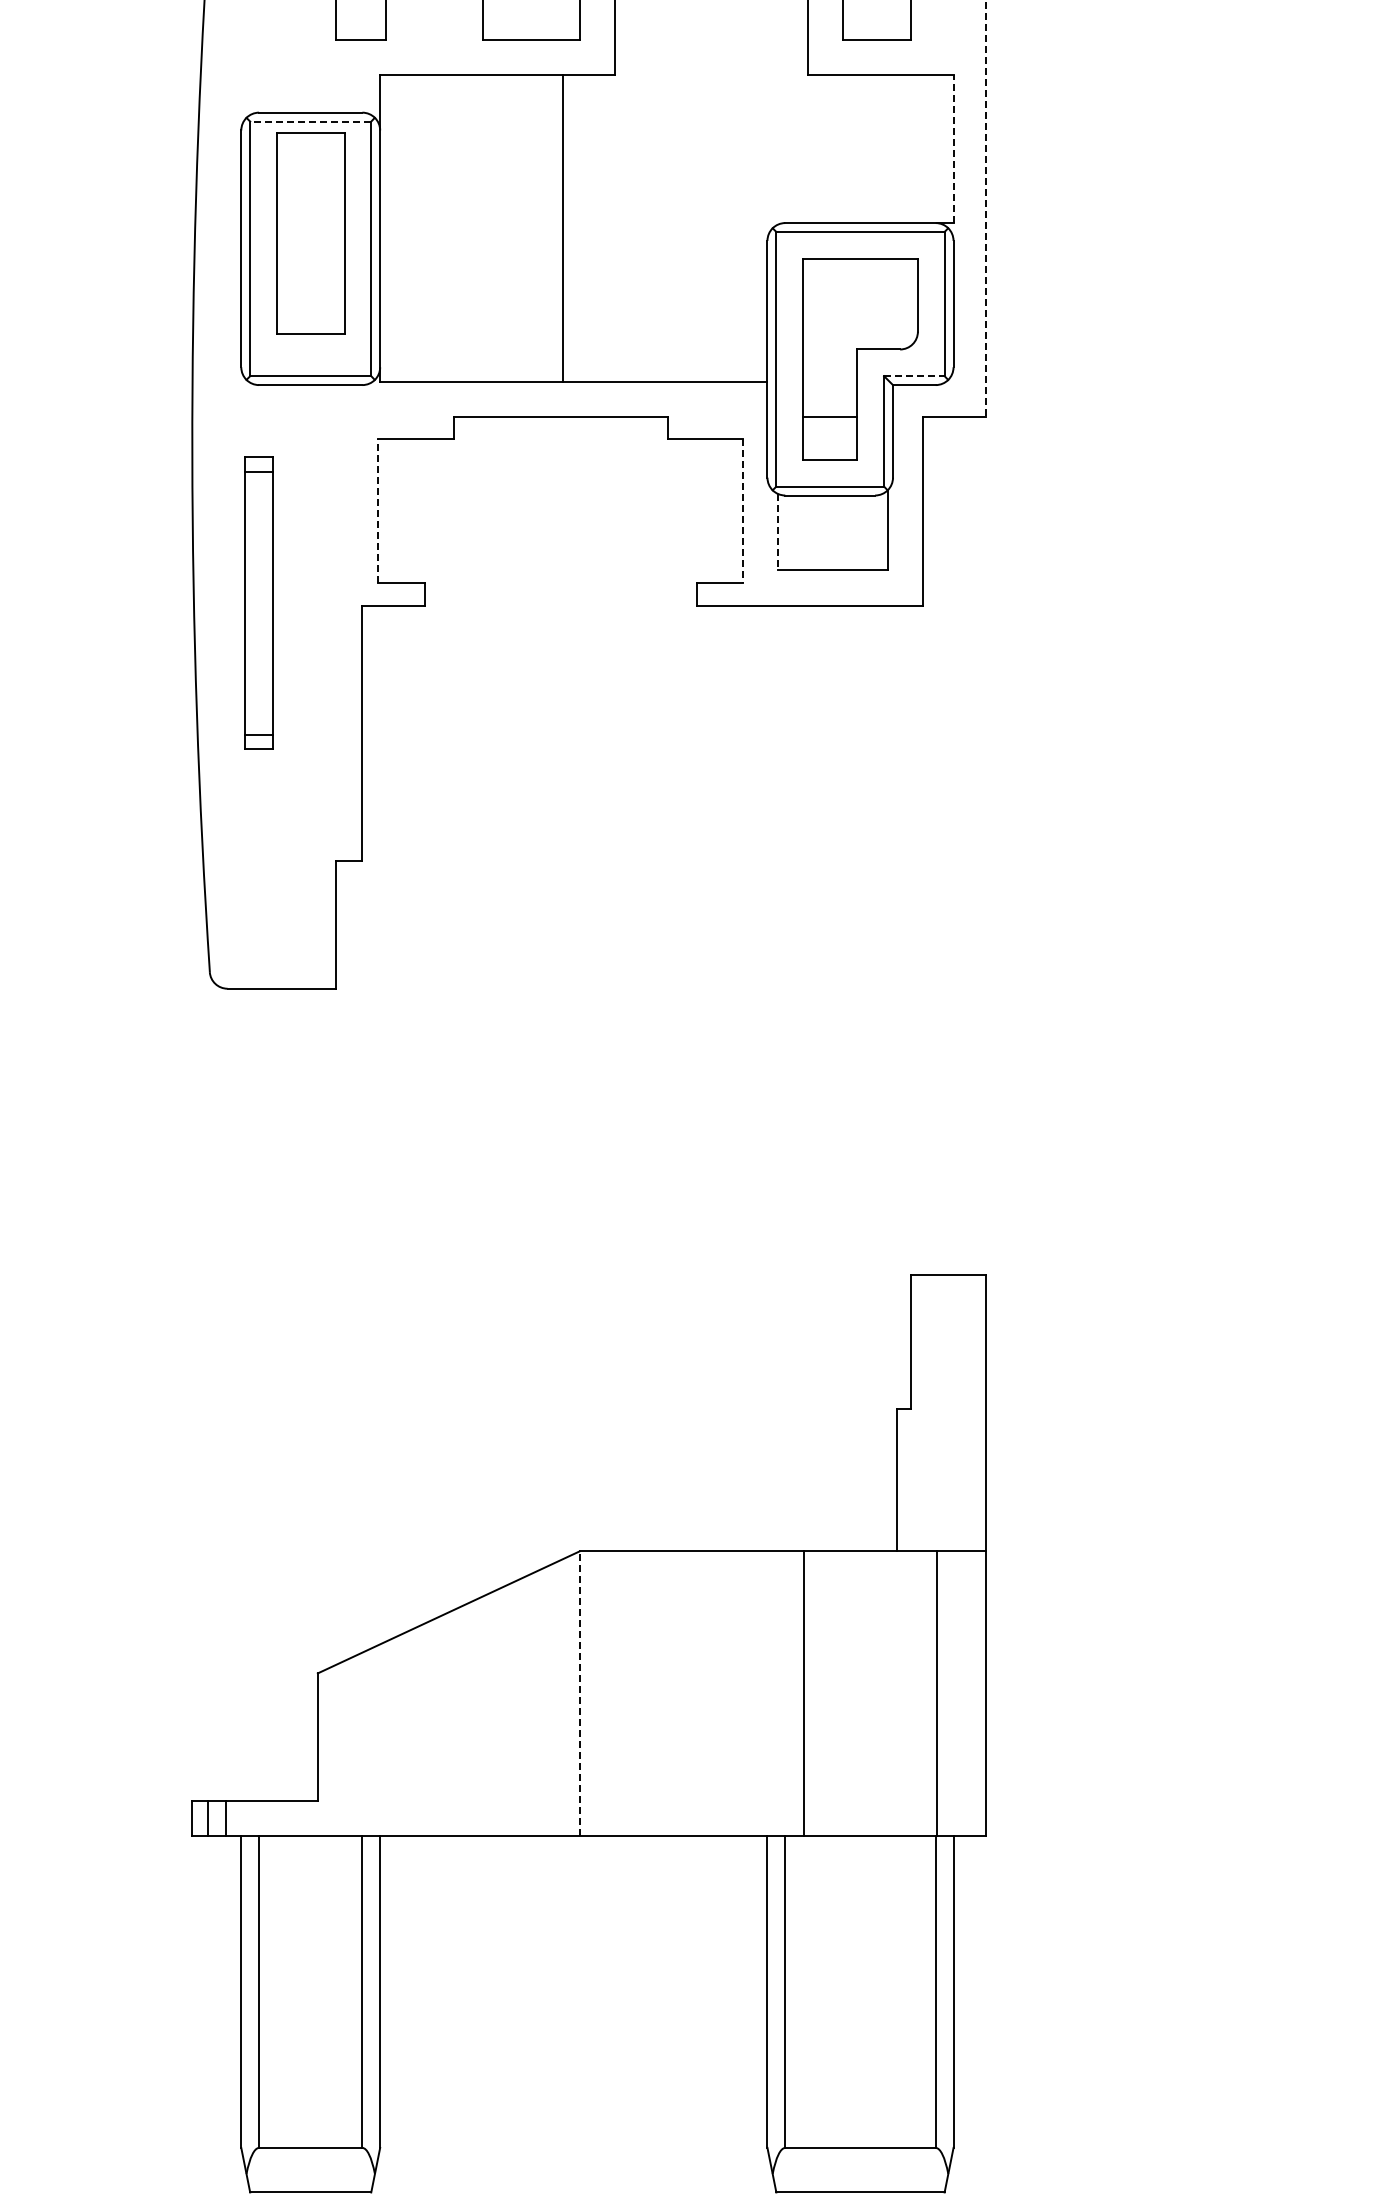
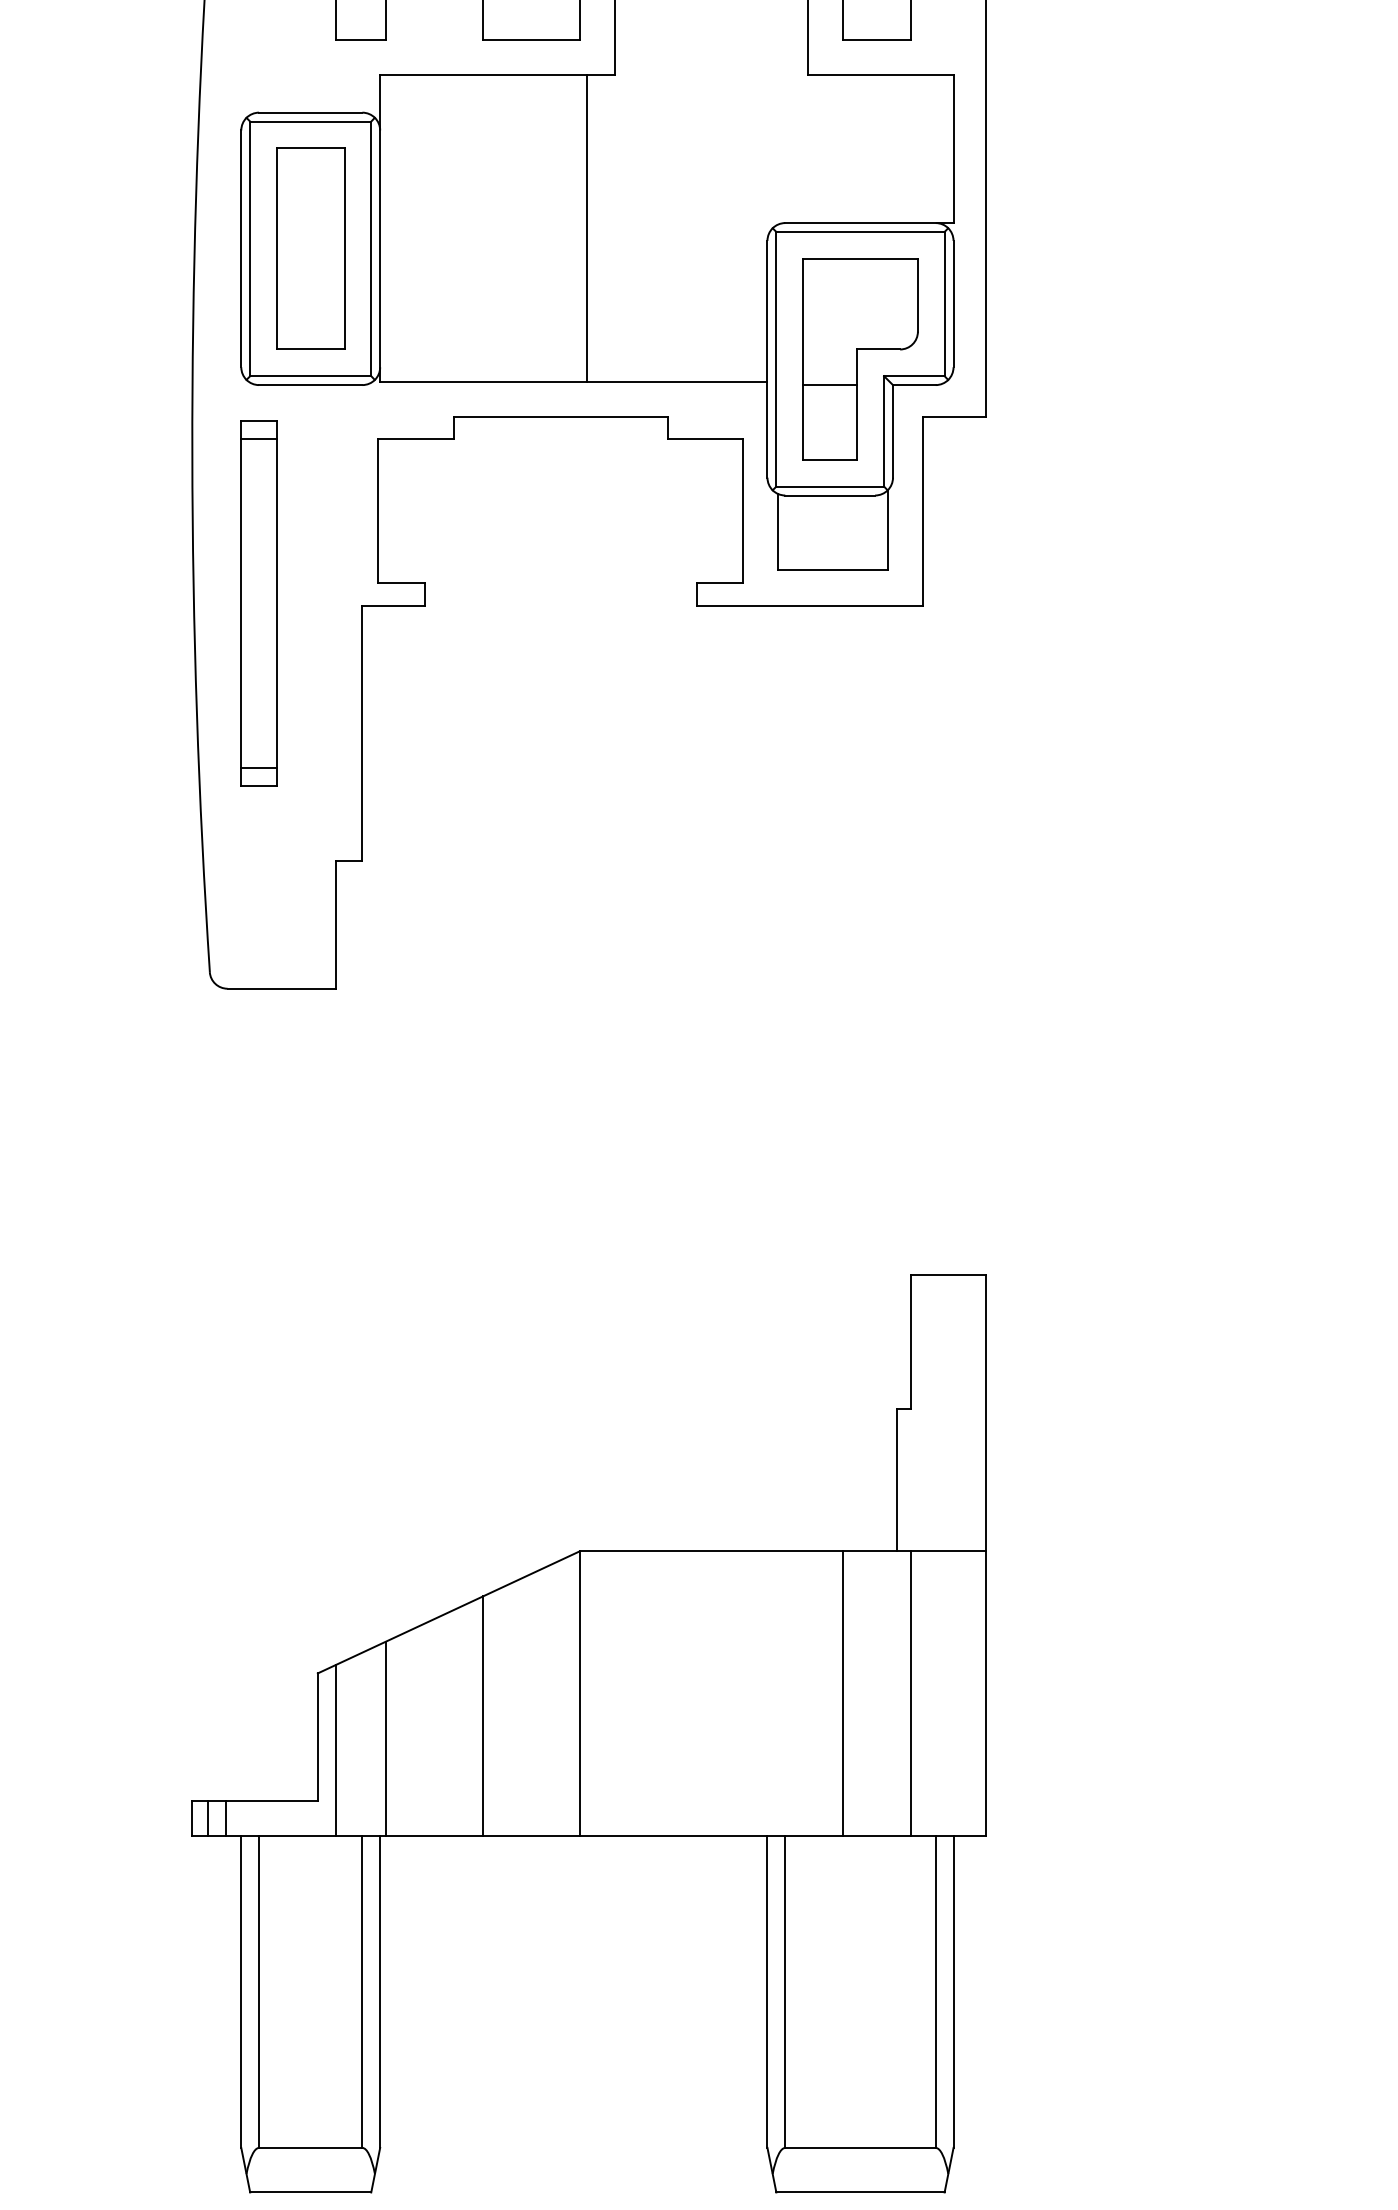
line: dashed -> solid (310, 121)
line: dashed -> solid (953, 149)
line: dashed -> solid (985, 209)
line position: (563, 228) -> (587, 228) (587, 228)
part position: (310, 233) -> (310, 248) (310, 248)
line: dashed -> solid (914, 376)
line position: (830, 417) -> (830, 385) (830, 385)
line: dashed -> solid (378, 510)
line: dashed -> solid (742, 511)
line: dashed -> solid (778, 532)
part size: 30x294 px -> 38x367 px (258, 603)
line: dashed -> solid (579, 1693)
line position: (804, 1693) -> (843, 1693) (843, 1693)
line position: (936, 1693) -> (910, 1693) (910, 1693)
line: none -> present (483, 1716)
line: none -> present (385, 1738)
line: none -> present (335, 1750)
